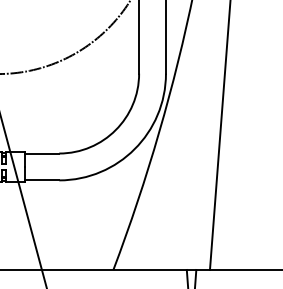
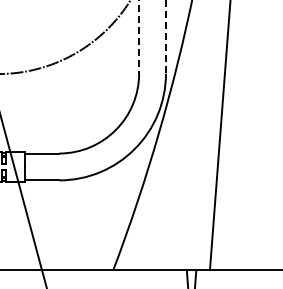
line: solid -> dashed (165, 36)
line: solid -> dashed (139, 37)
